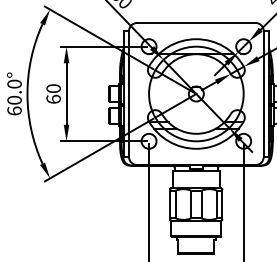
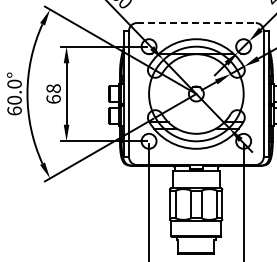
line: solid -> dashed (196, 23)
text: 60 -> 68 (53, 88)
